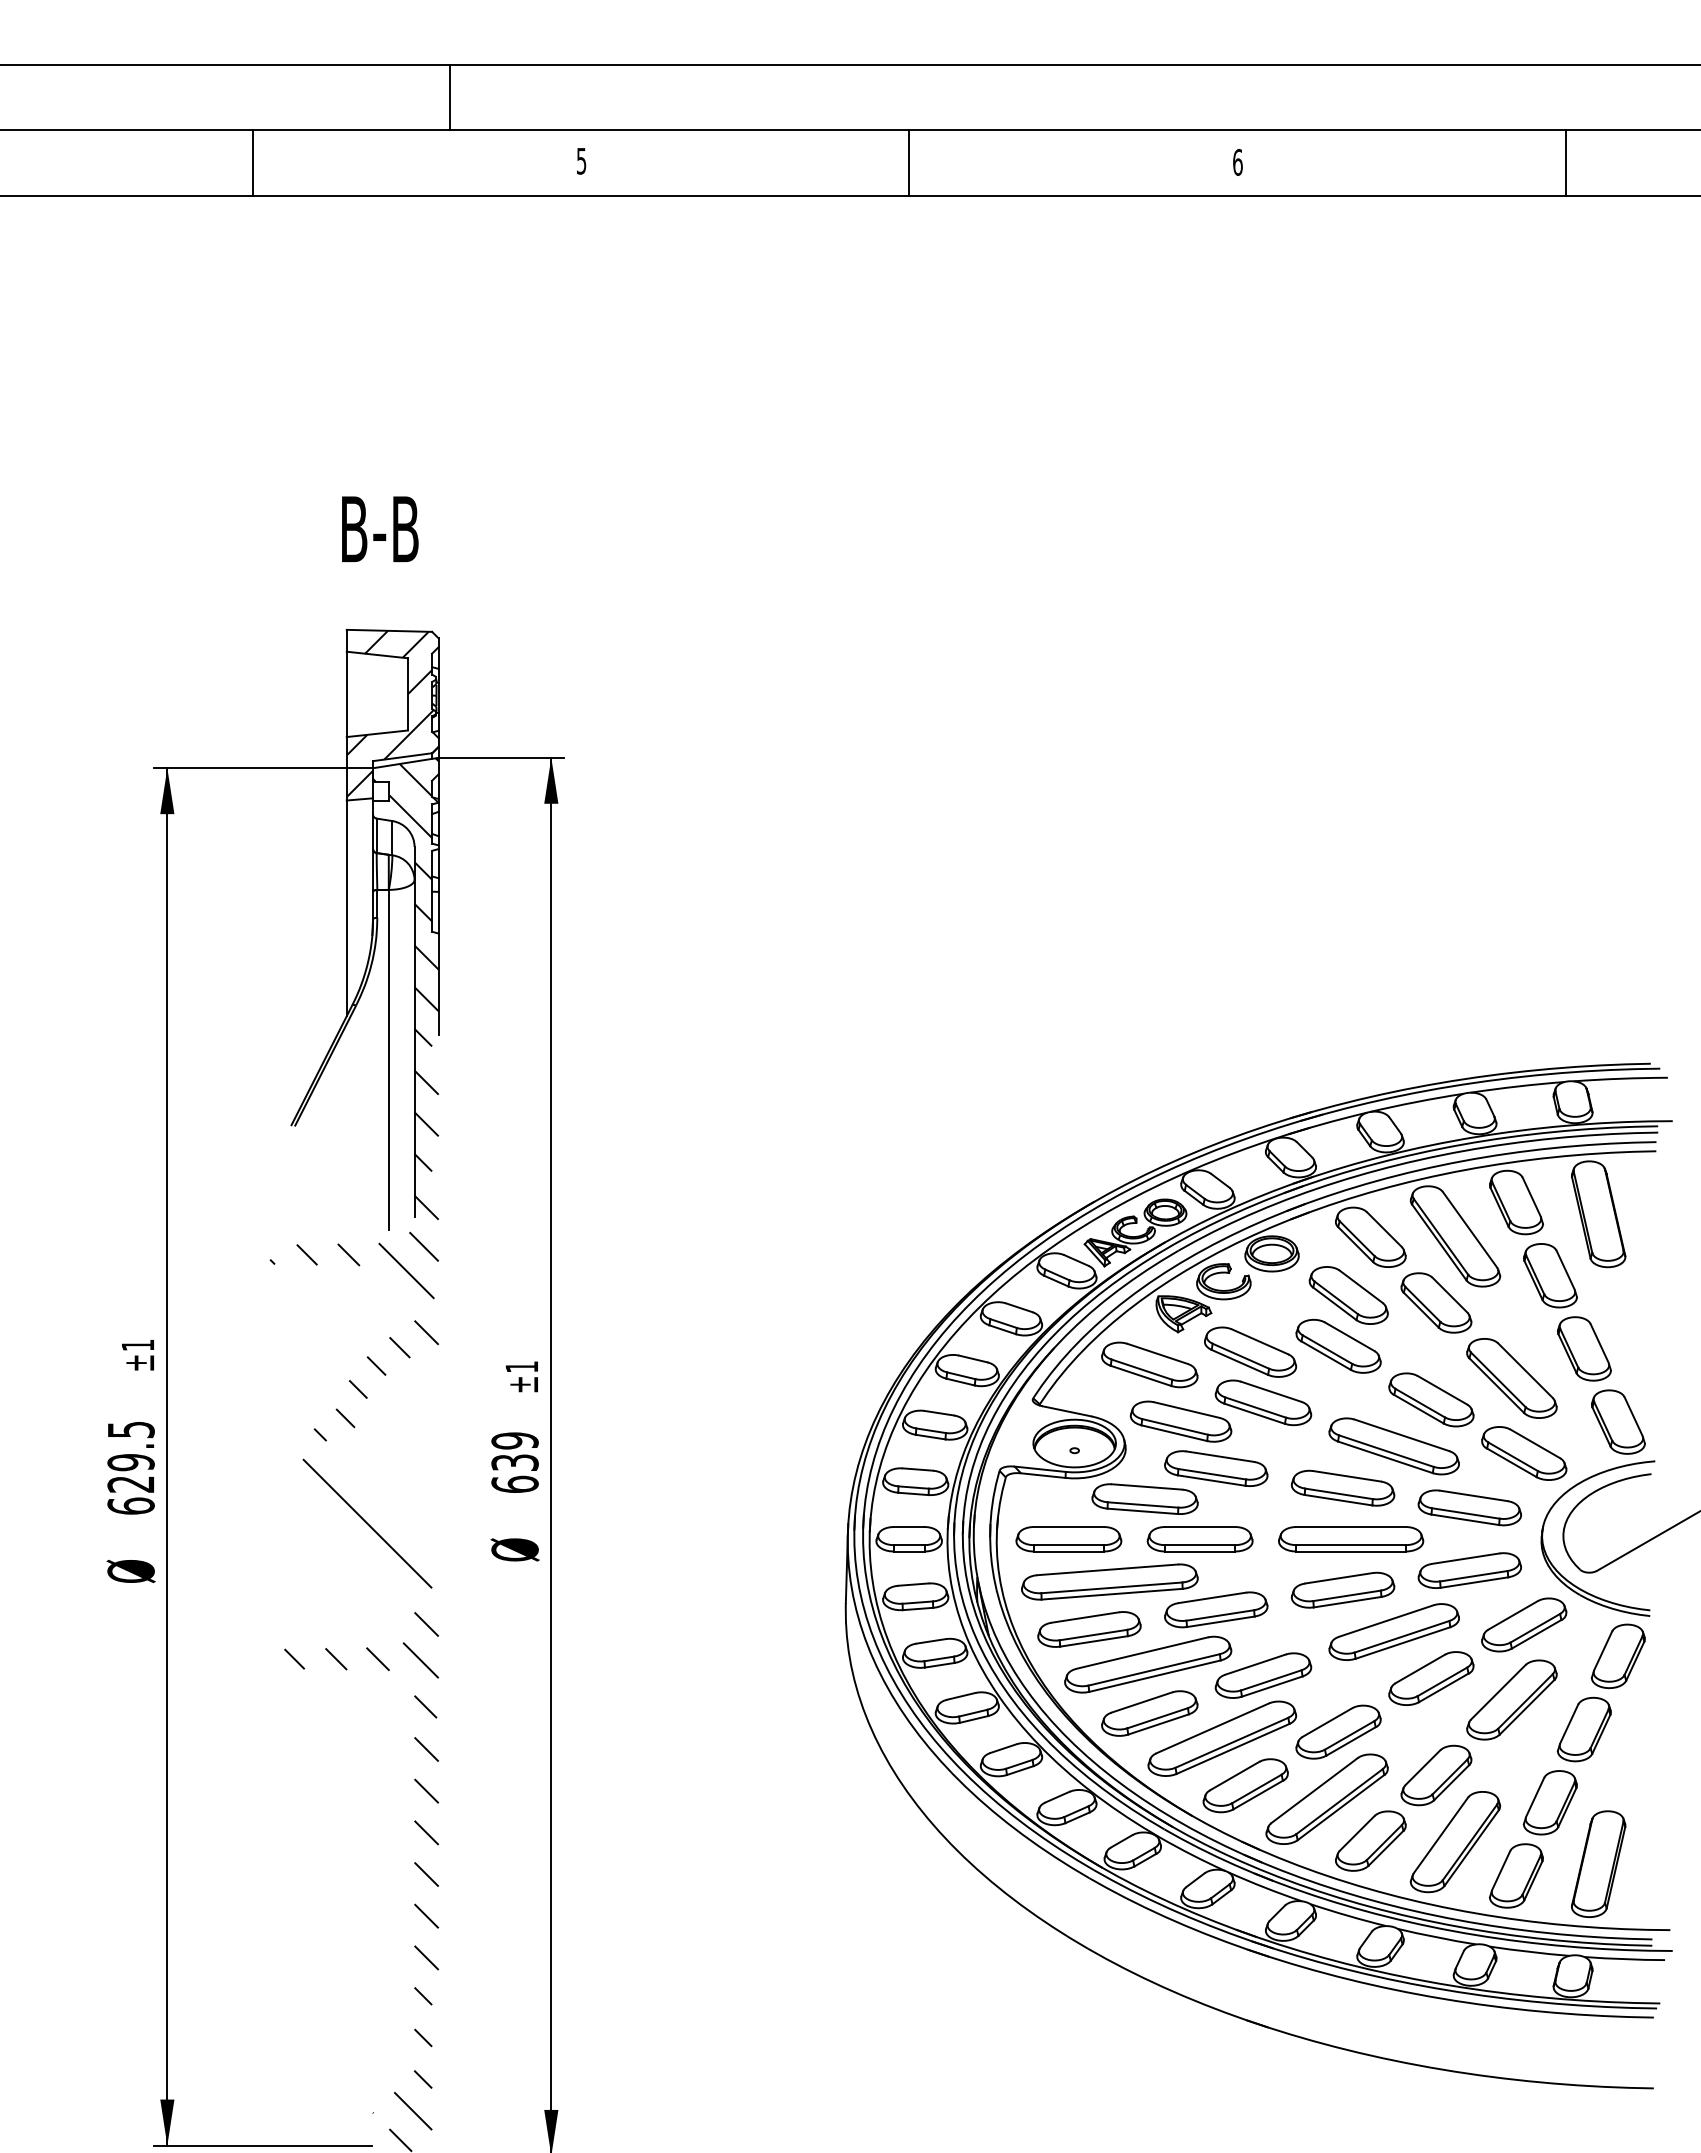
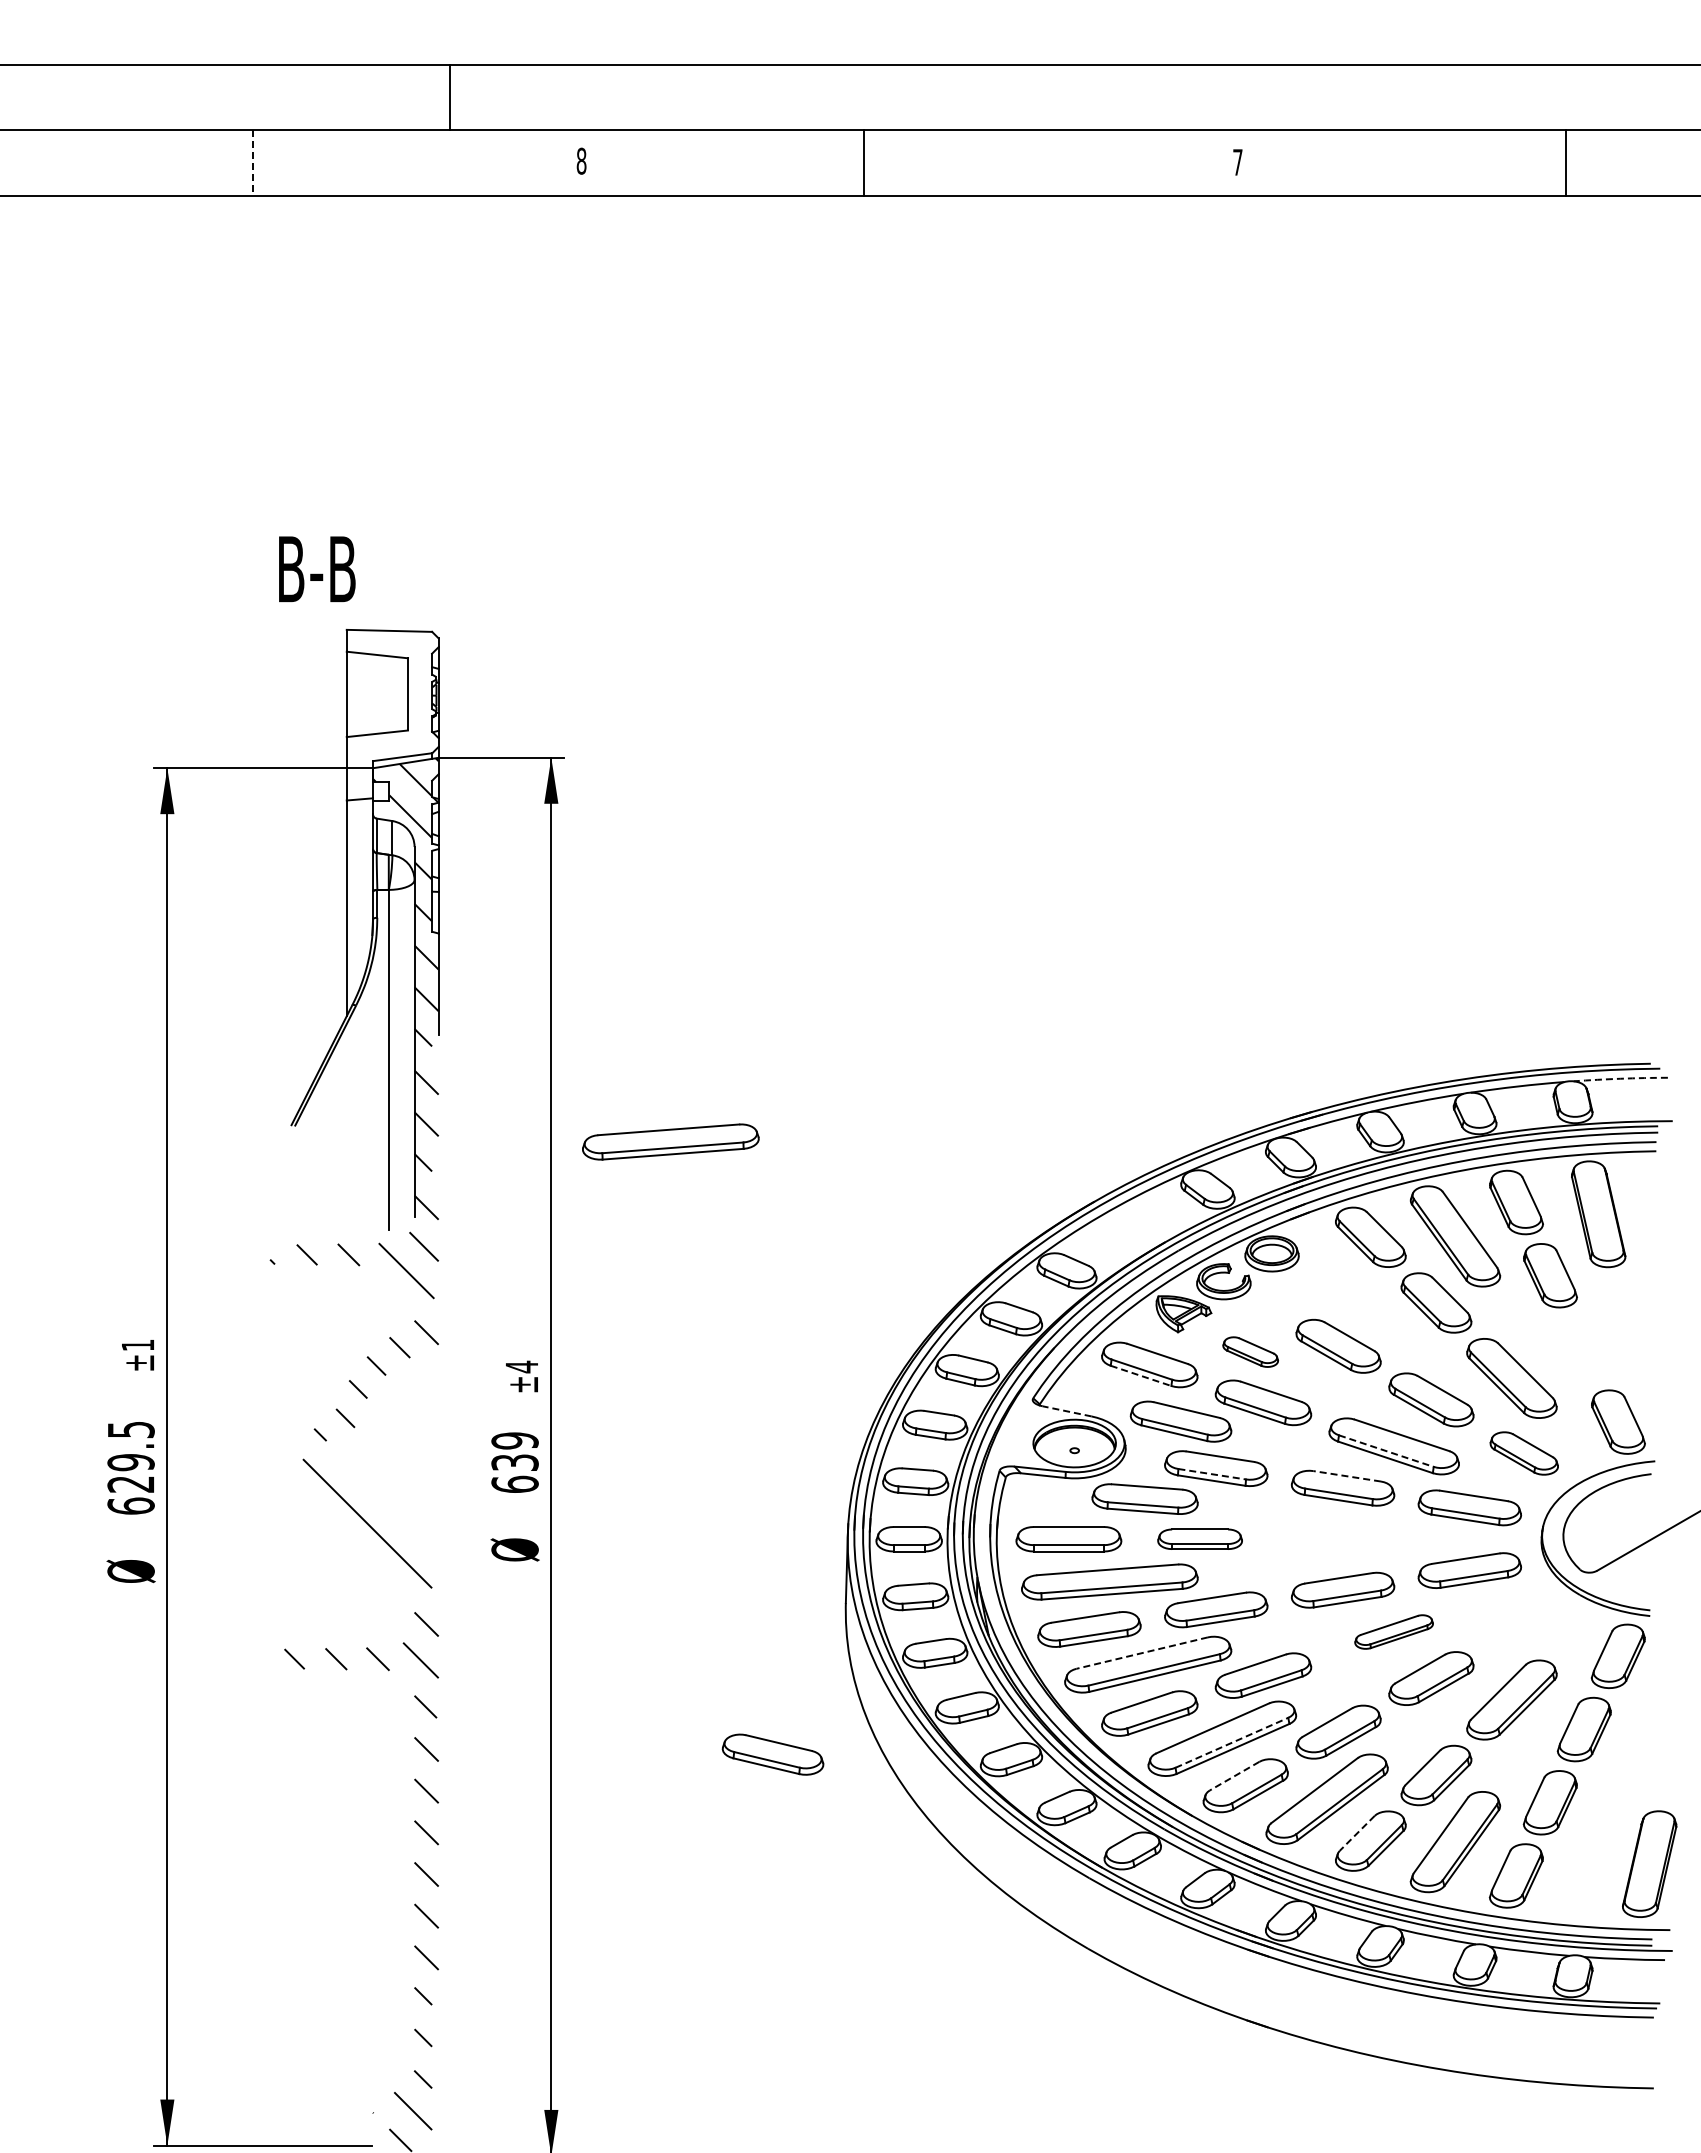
text: 5 -> 8 (581, 160)
line position: (909, 162) -> (864, 162) (864, 162)
text: 6 -> 7 (1237, 162)
line: solid -> dashed (252, 163)
text position: (380, 529) -> (317, 569) (317, 569)
hatch: present -> none (392, 713)
arc: solid -> dashed (1620, 1078)
part: none -> present (670, 1141)
part: present -> none (1135, 1232)
part: present -> none (1348, 1295)
part: present -> none (1584, 1348)
part size: 94x52 px -> 57x32 px (1250, 1351)
text: ±1 -> ±4 (521, 1366)
line: solid -> dashed (1141, 1375)
line: solid -> dashed (1067, 1411)
line: solid -> dashed (1386, 1451)
part size: 87x55 px -> 70x45 px (1523, 1453)
line: solid -> dashed (1212, 1474)
line: solid -> dashed (1346, 1476)
part size: 108x27 px -> 86x22 px (1199, 1538)
part: present -> none (1351, 1539)
part: present -> none (1524, 1624)
part size: 132x58 px -> 80x36 px (1393, 1631)
line: solid -> dashed (1142, 1653)
line: solid -> dashed (1231, 1742)
part: none -> present (772, 1754)
line: solid -> dashed (1234, 1776)
line: solid -> dashed (1357, 1833)
part position: (1598, 1863) -> (1649, 1863) (1649, 1863)
